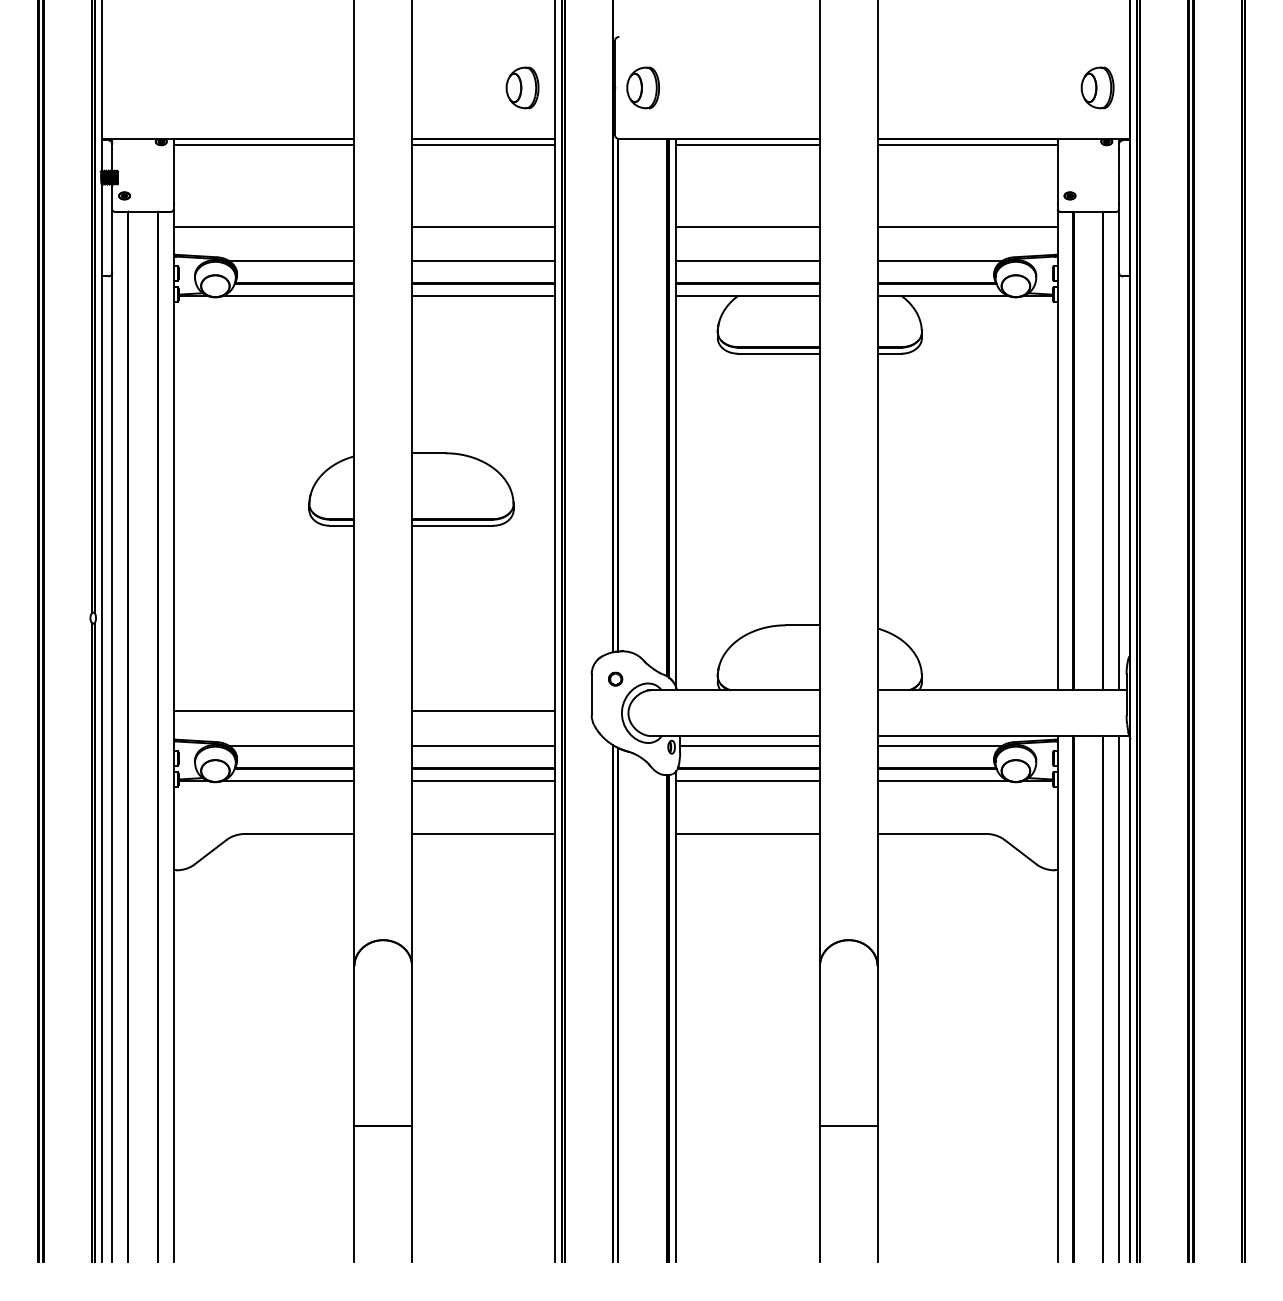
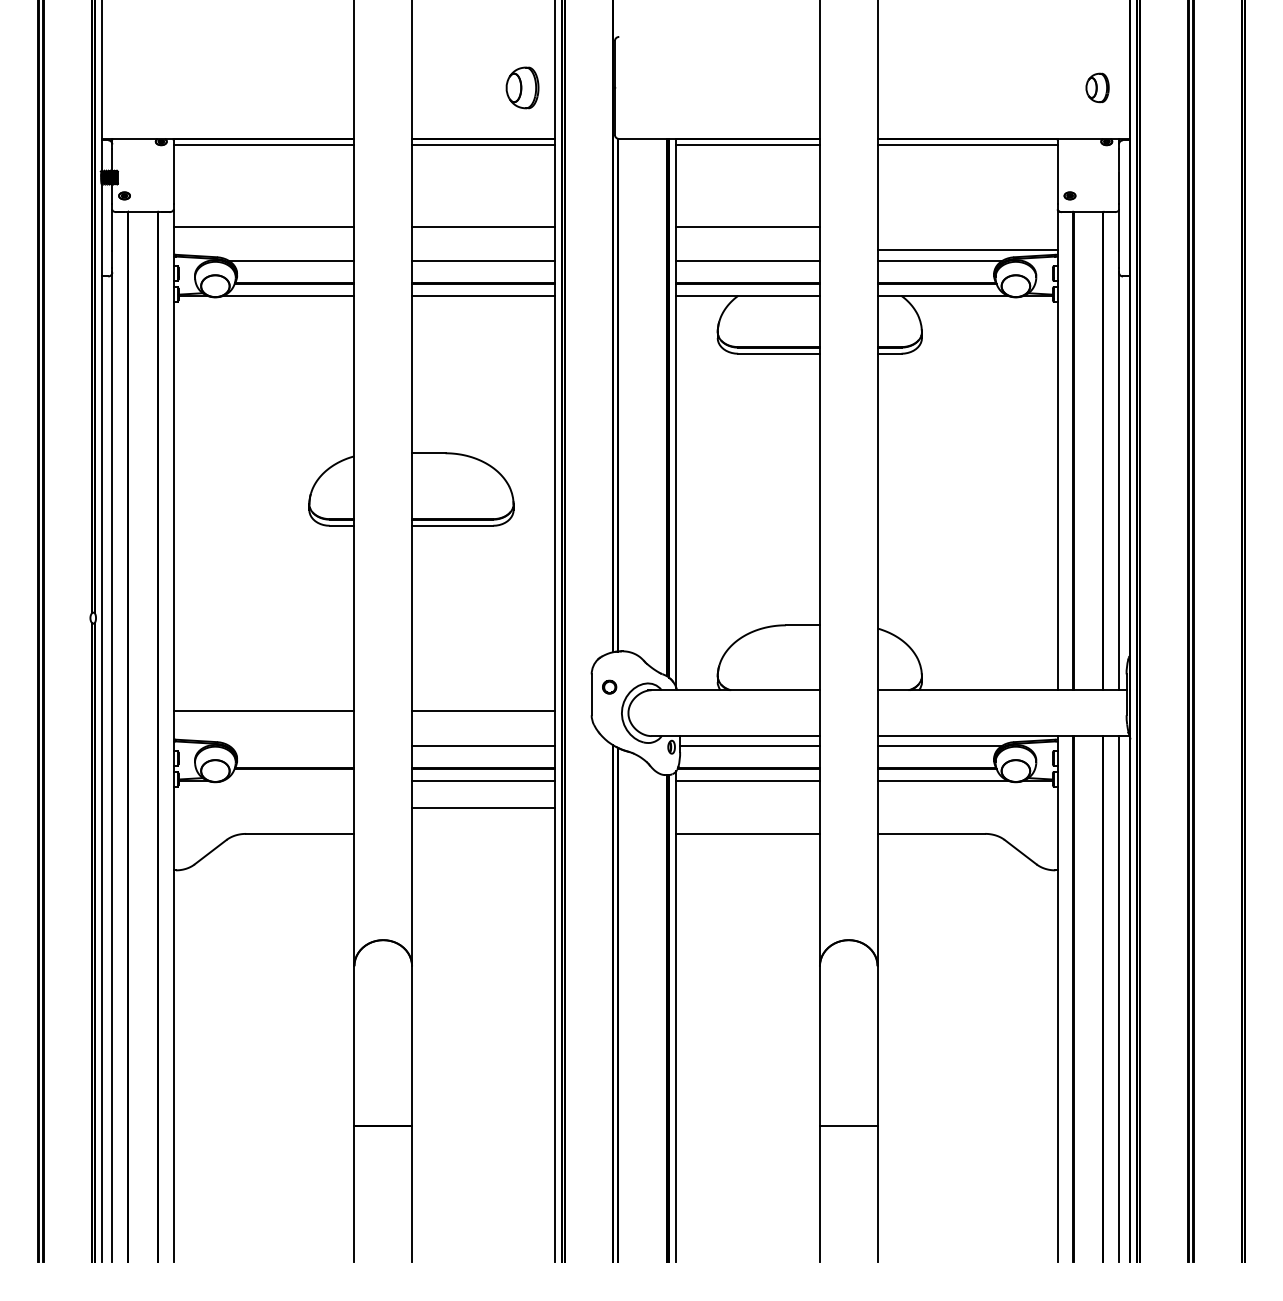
part: present -> none (642, 87)
part size: 35x44 px -> 25x32 px (1097, 87)
line position: (967, 226) -> (967, 249) (967, 249)
part position: (615, 678) -> (609, 686) (609, 686)
line: present -> none (291, 745)
line: present -> none (288, 780)
line position: (483, 833) -> (483, 807) (483, 807)
